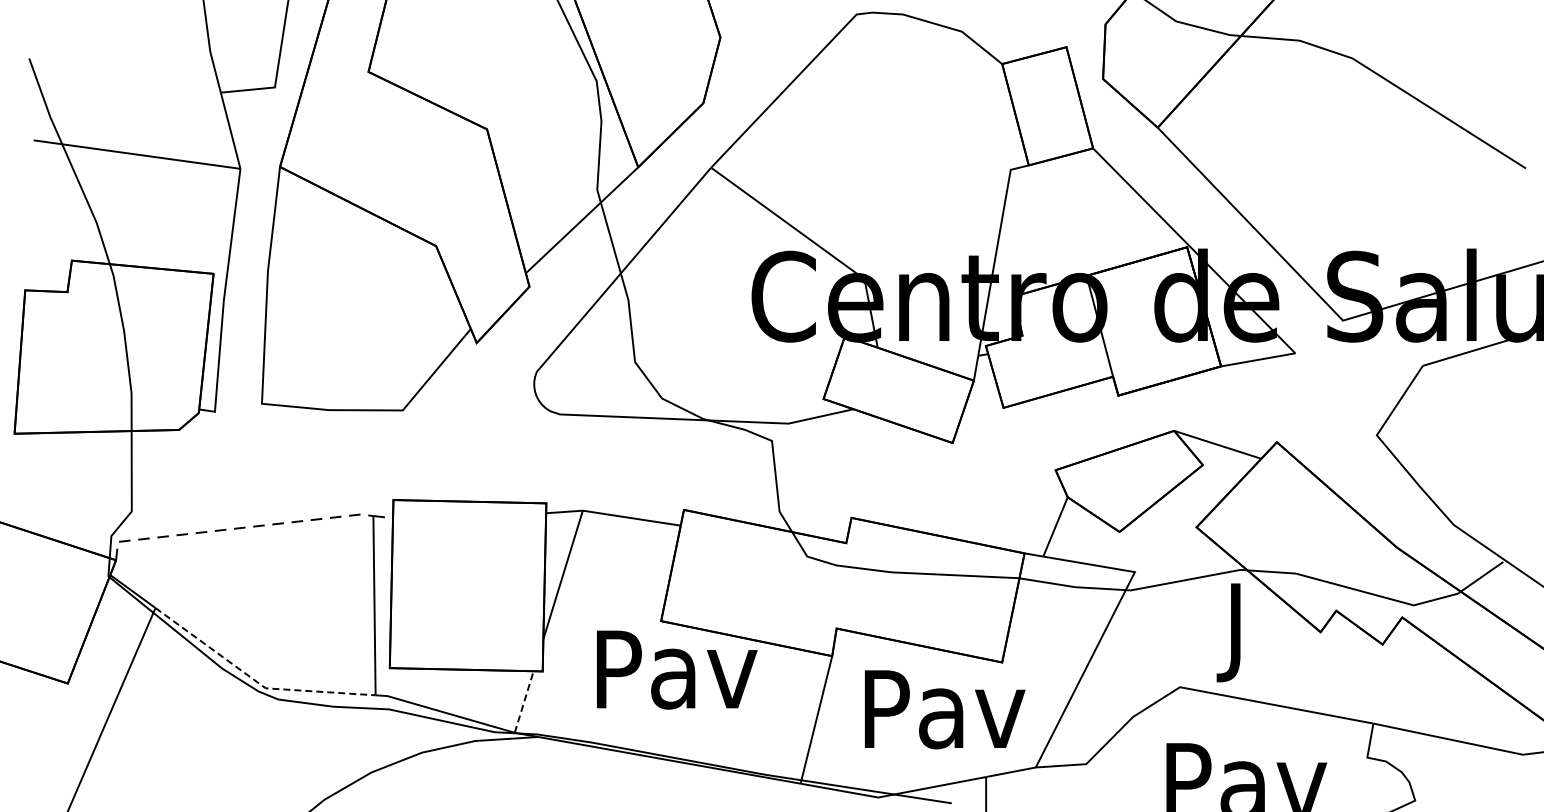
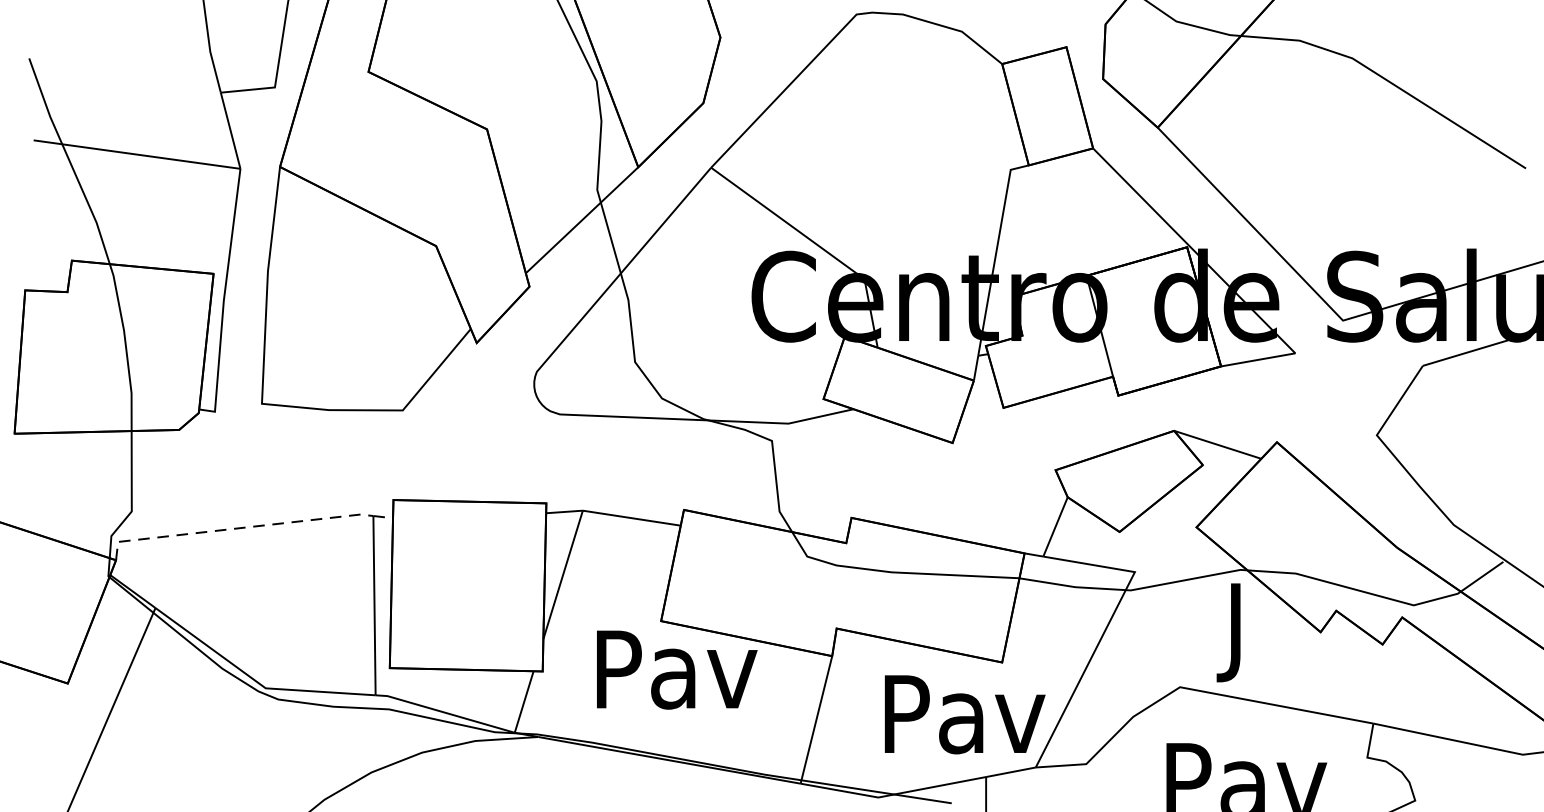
line: dashed -> solid (256, 681)
line: dashed -> solid (524, 701)
text position: (945, 709) -> (965, 714) (965, 714)
